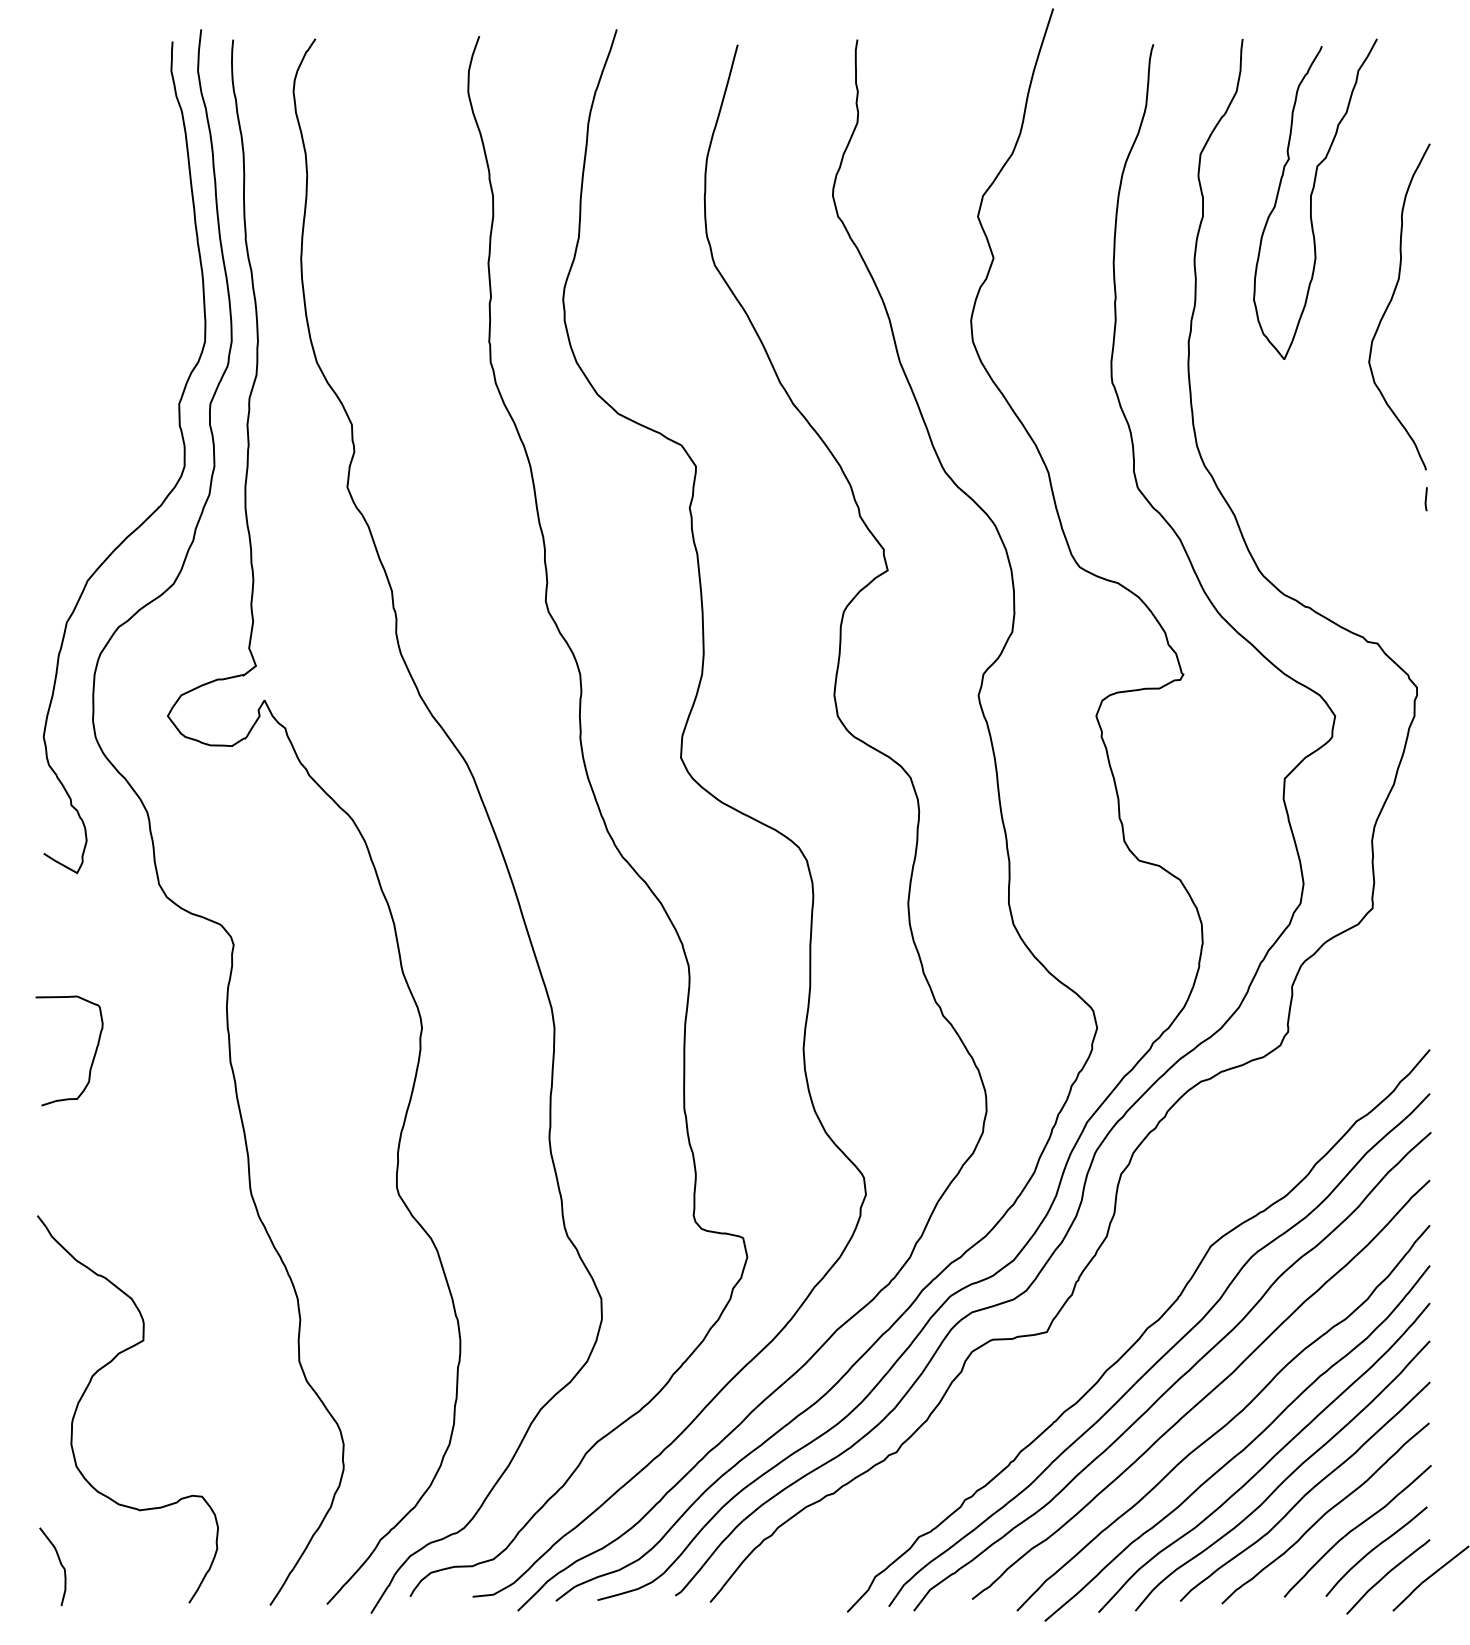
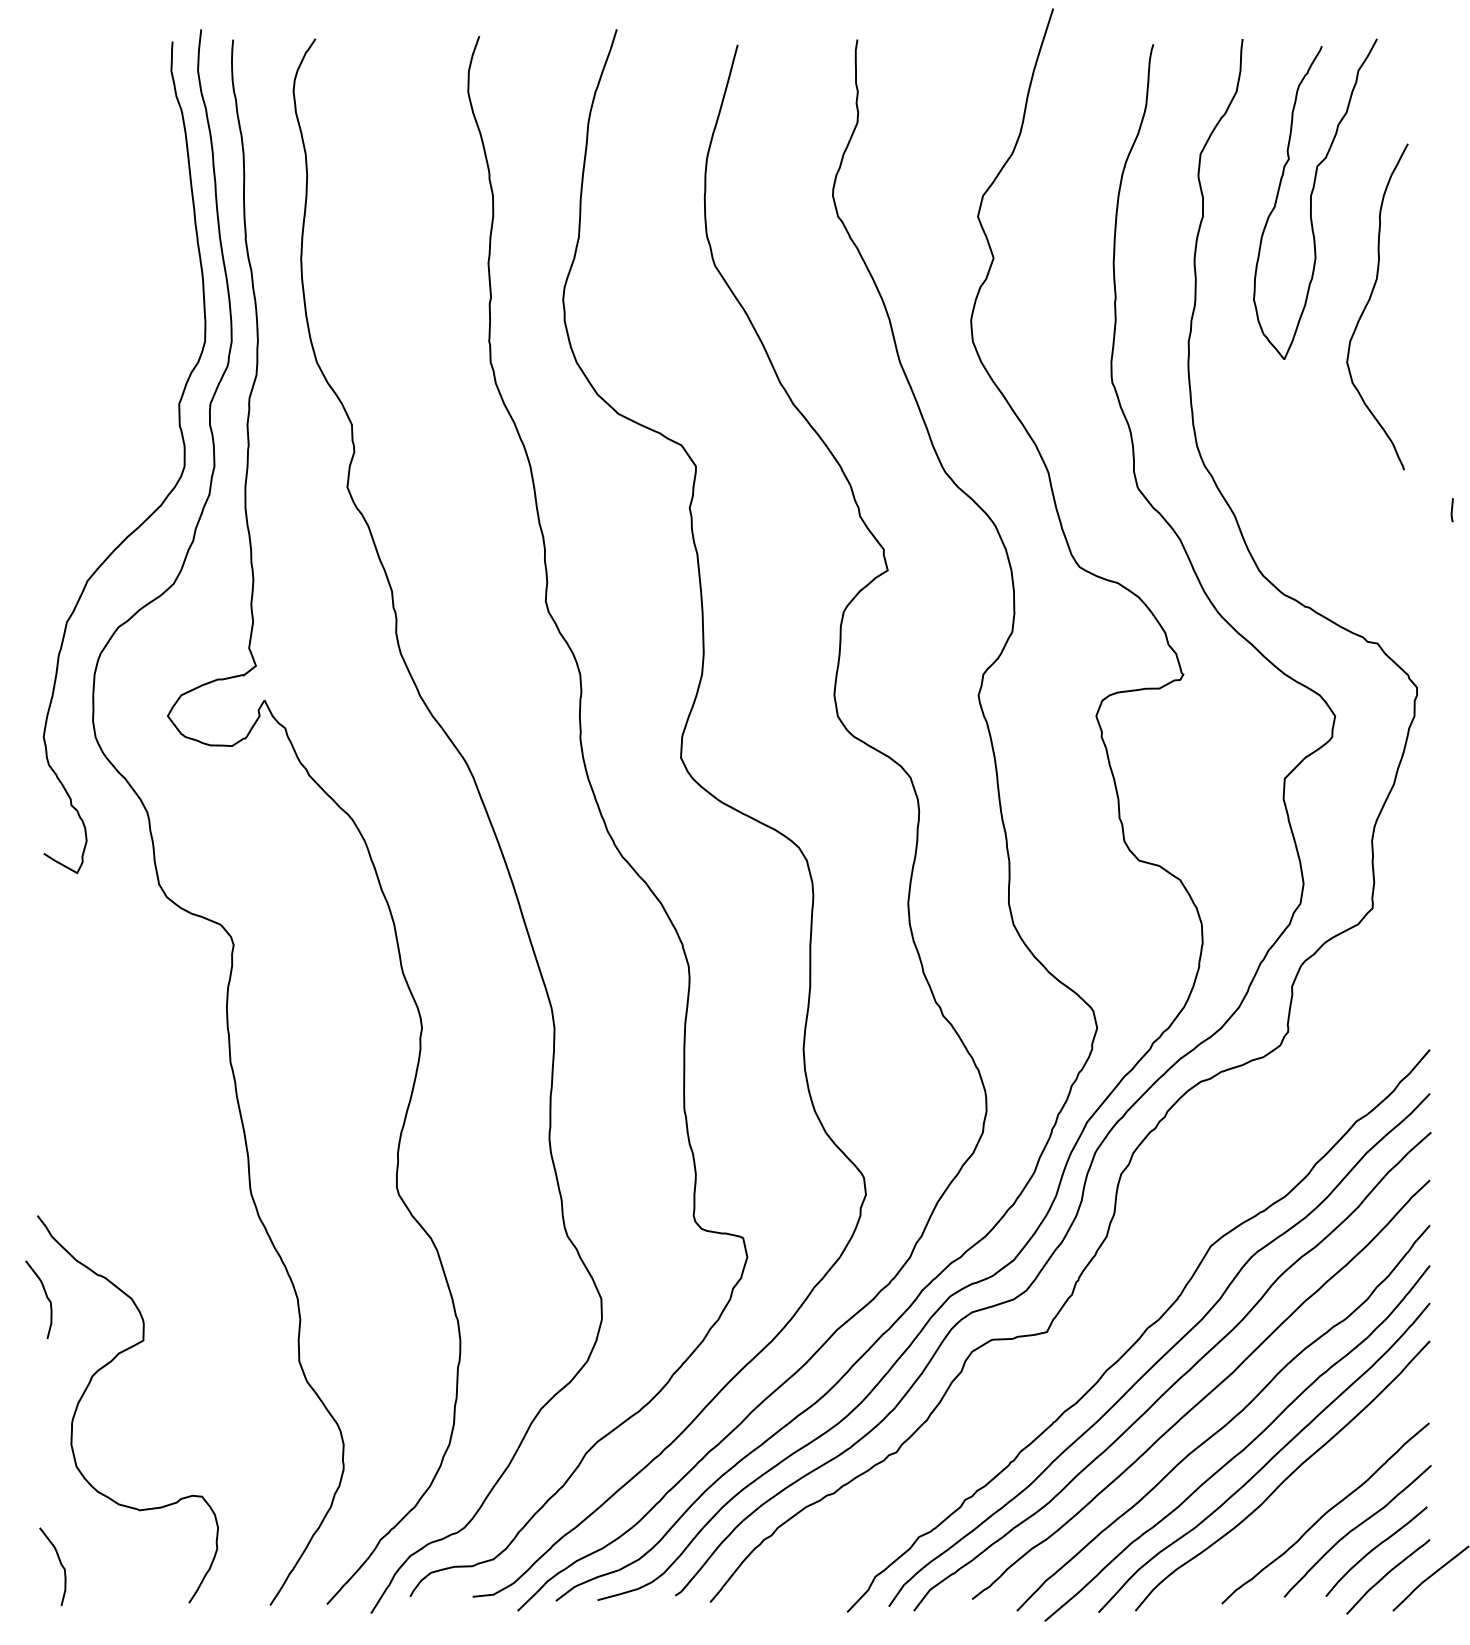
curve position: (1391, 301) -> (1369, 301) (1369, 301)
line position: (1425, 499) -> (1451, 510) (1451, 510)
curve: present -> none (93, 1055)
curve: none -> present (45, 1295)
curve: present -> none (1306, 1492)
